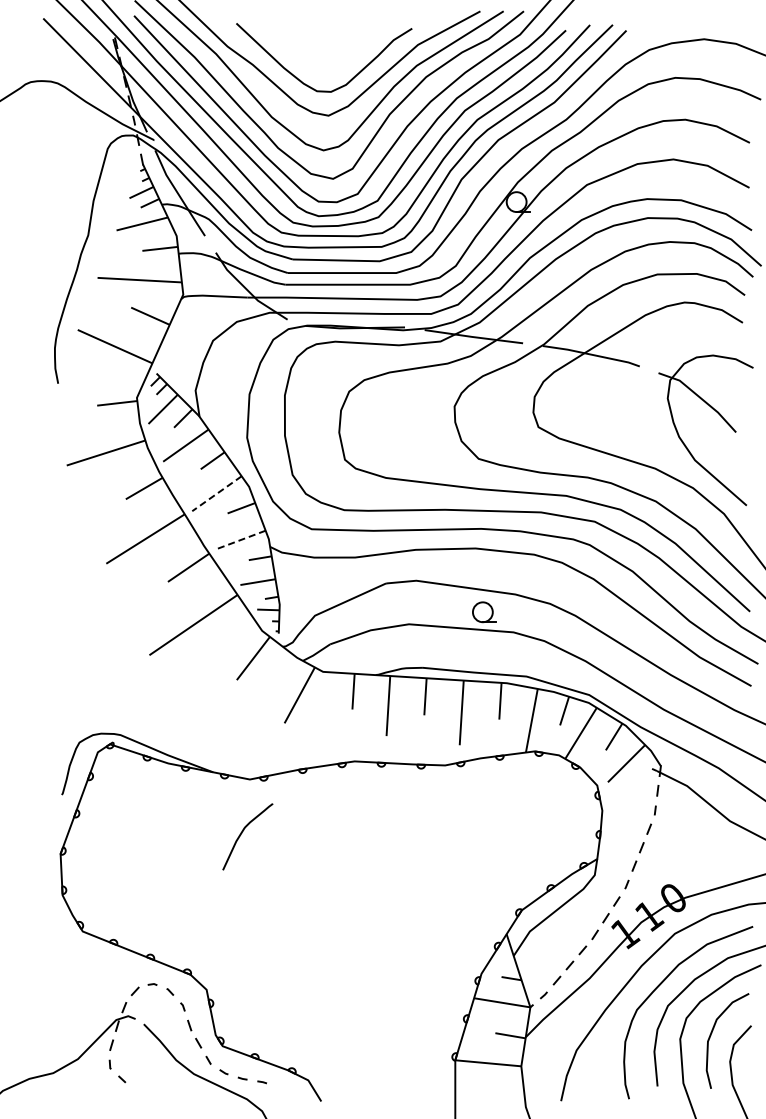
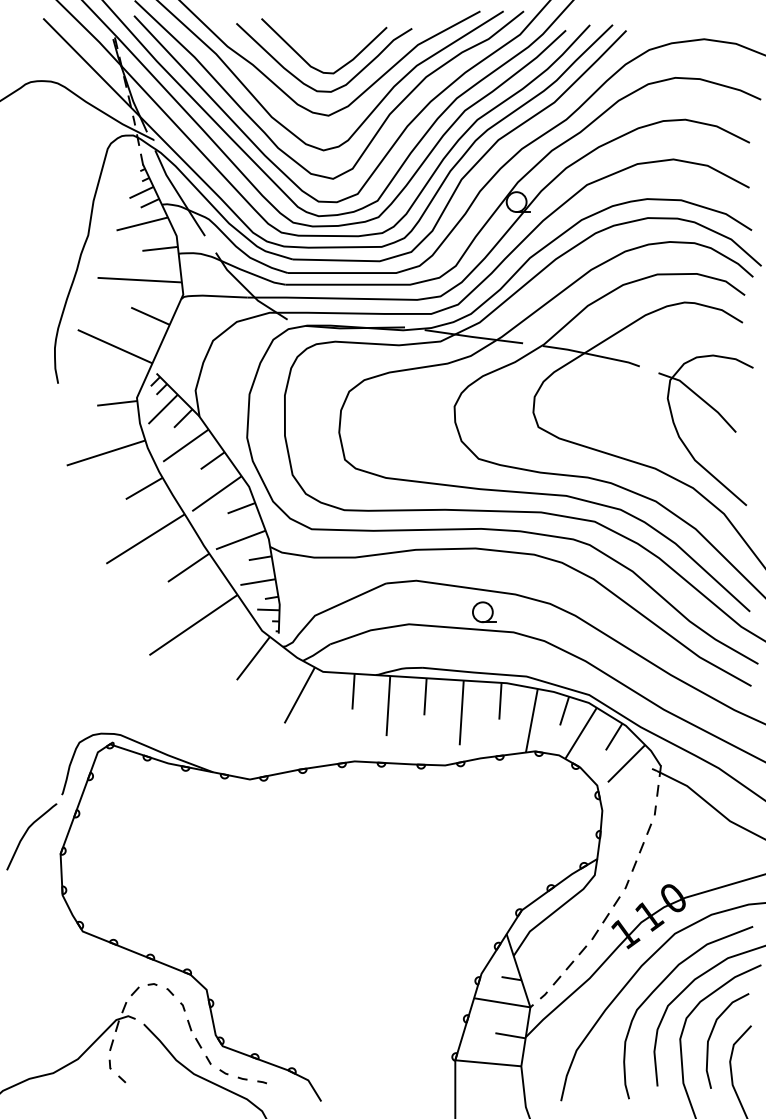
curve: none -> present (308, 62)
line: dashed -> solid (216, 494)
line: dashed -> solid (240, 540)
curve position: (242, 833) -> (26, 833) (26, 833)
